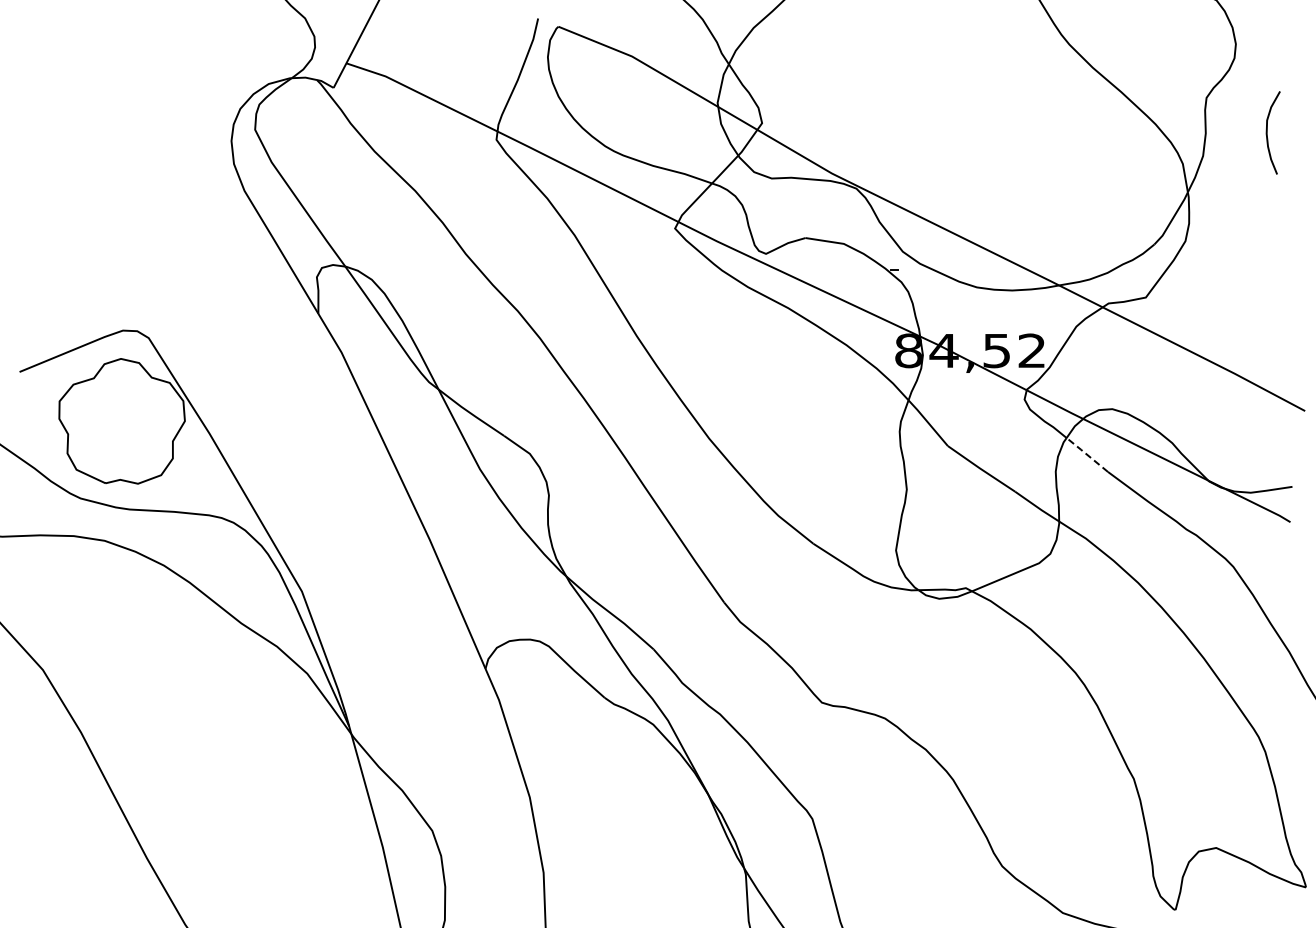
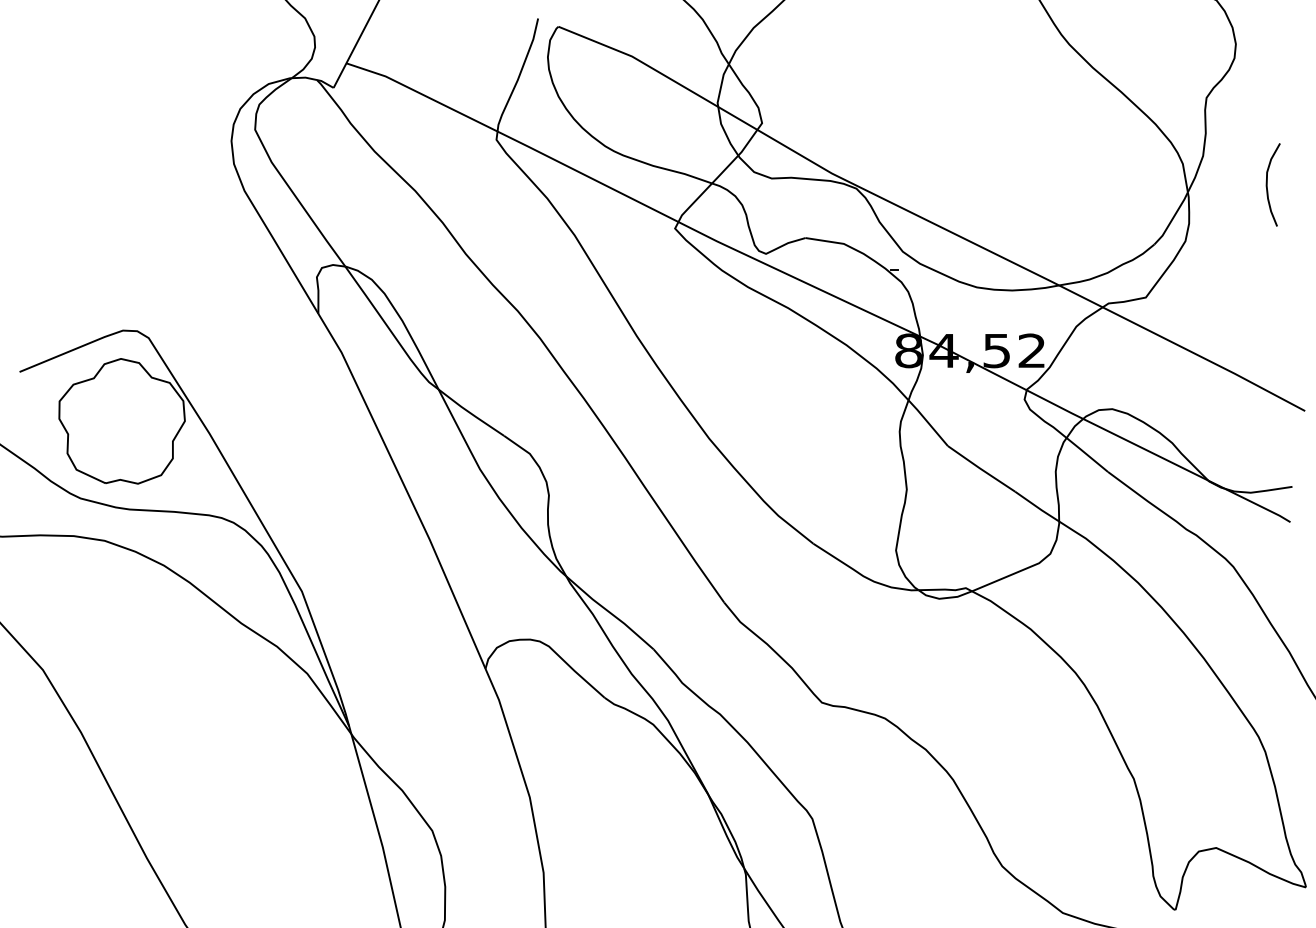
curve position: (1267, 132) -> (1267, 184) (1267, 184)
line: dashed -> solid (1086, 454)
